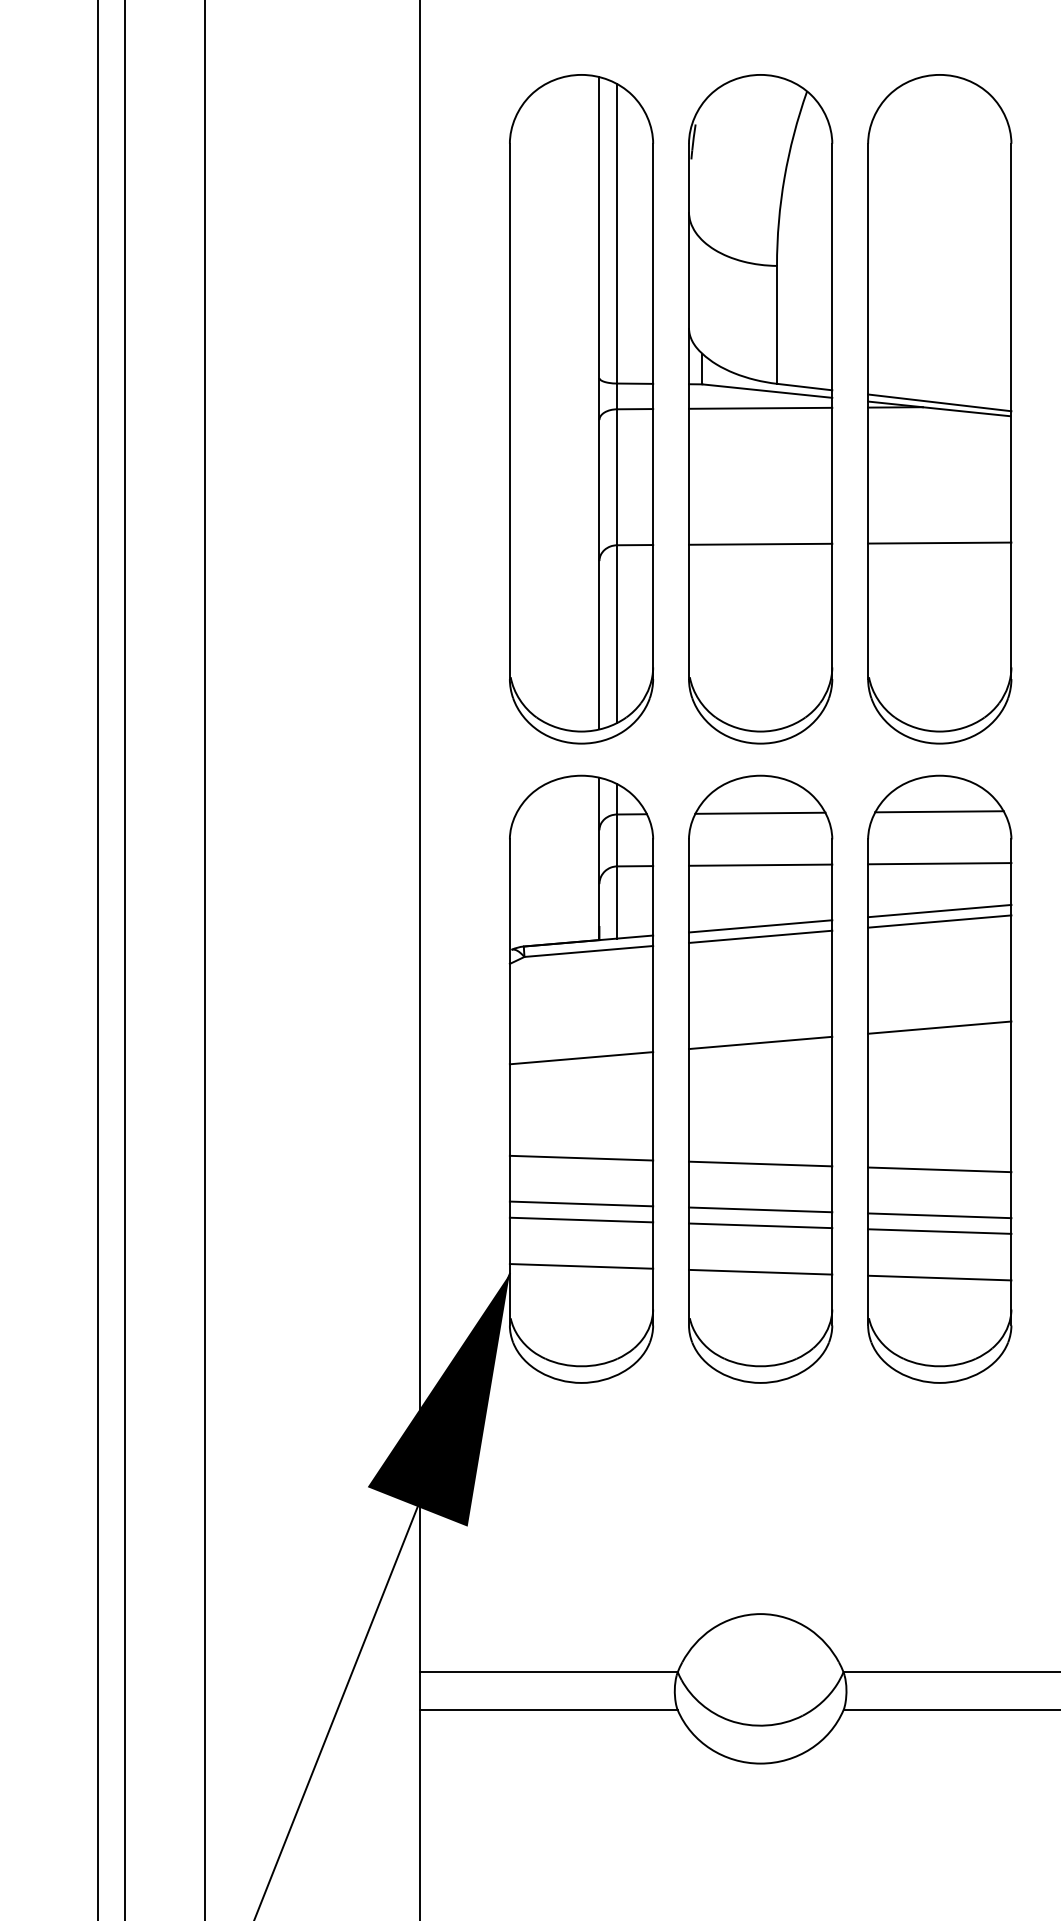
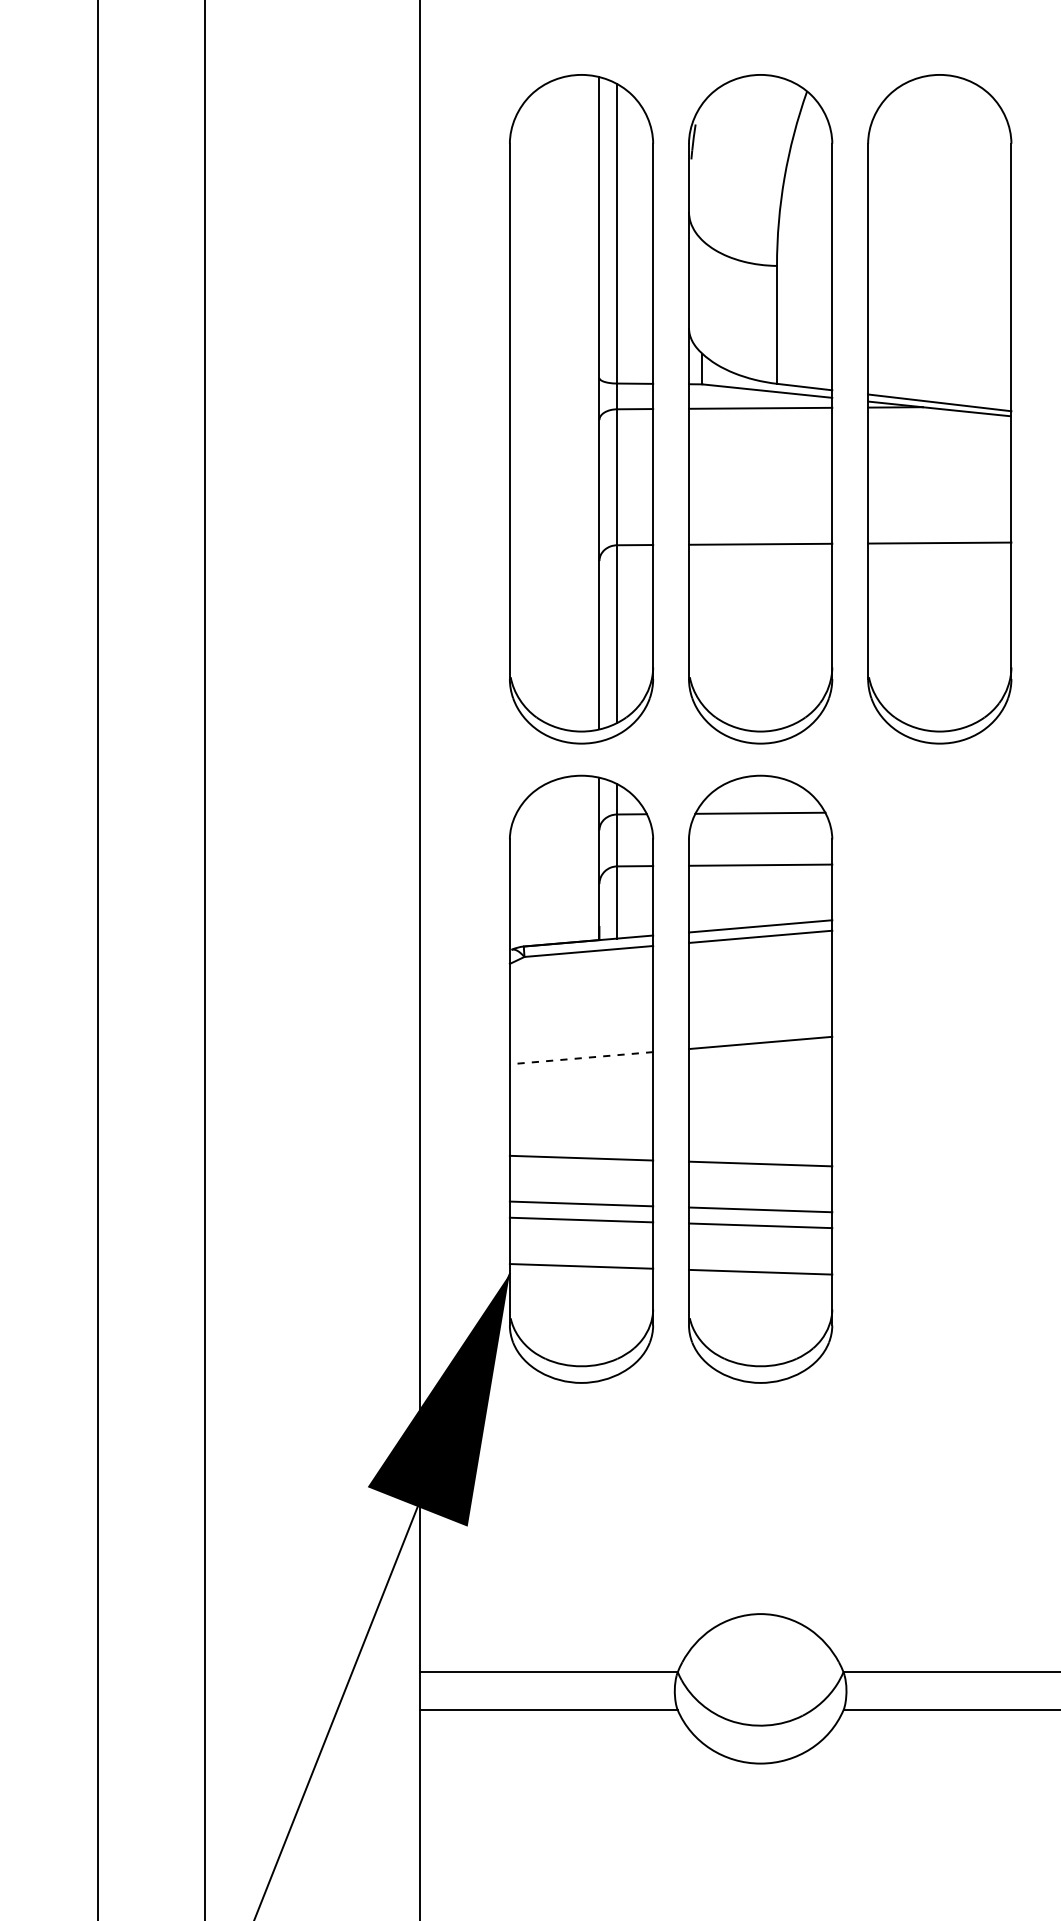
line: present -> none (124, 959)
line: solid -> dashed (581, 1058)
part: present -> none (939, 1078)
